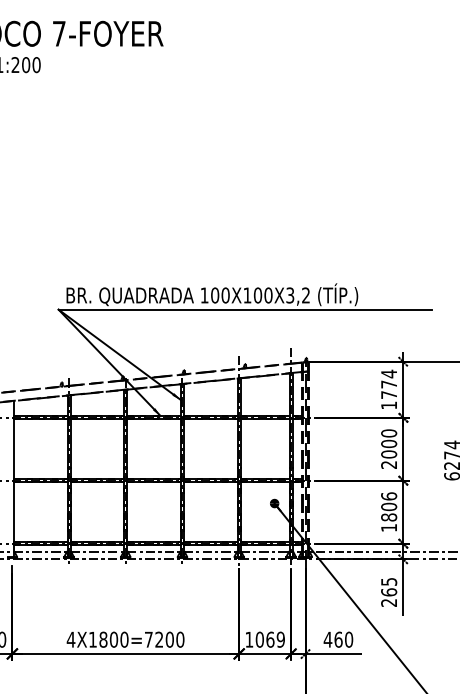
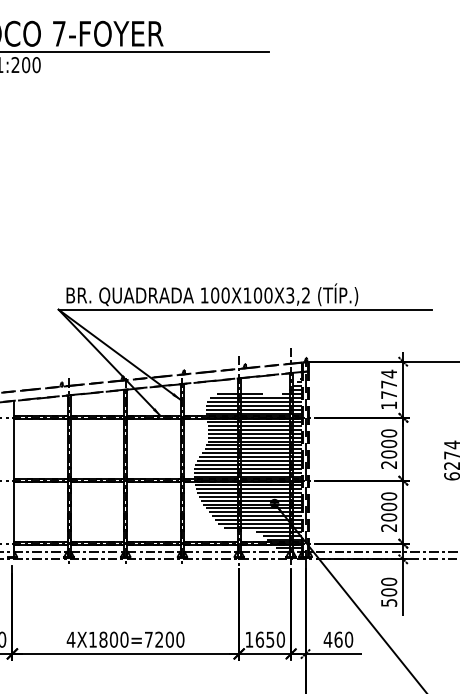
line: none -> present (135, 52)
hatch: none -> present (247, 462)
text: 1806 -> 2000 (388, 511)
text: 265 -> 500 (389, 591)
text: 1069 -> 1650 (270, 639)
